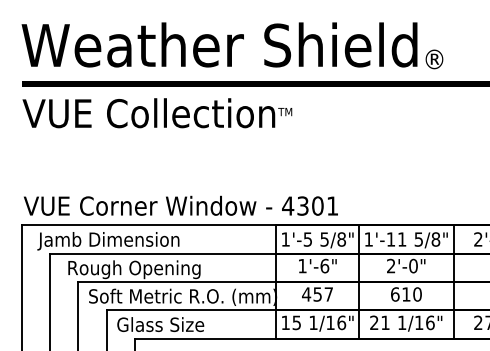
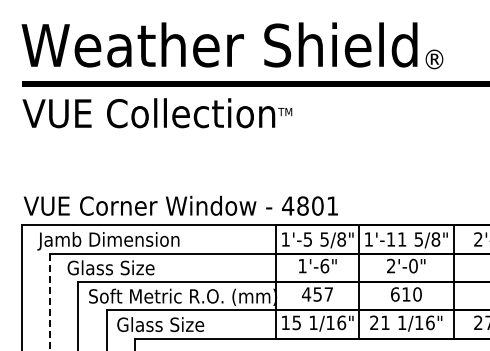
text: 4301 -> 4801 (302, 205)
text: Rough Opening -> Glass Size (133, 269)
line: solid -> dashed (50, 302)
